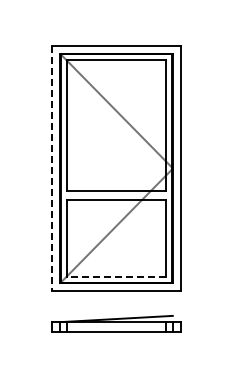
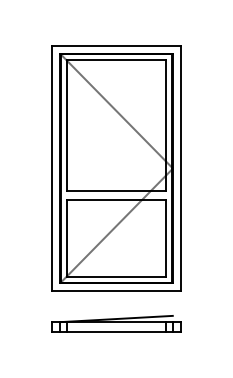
line: dashed -> solid (52, 168)
line: dashed -> solid (116, 276)
